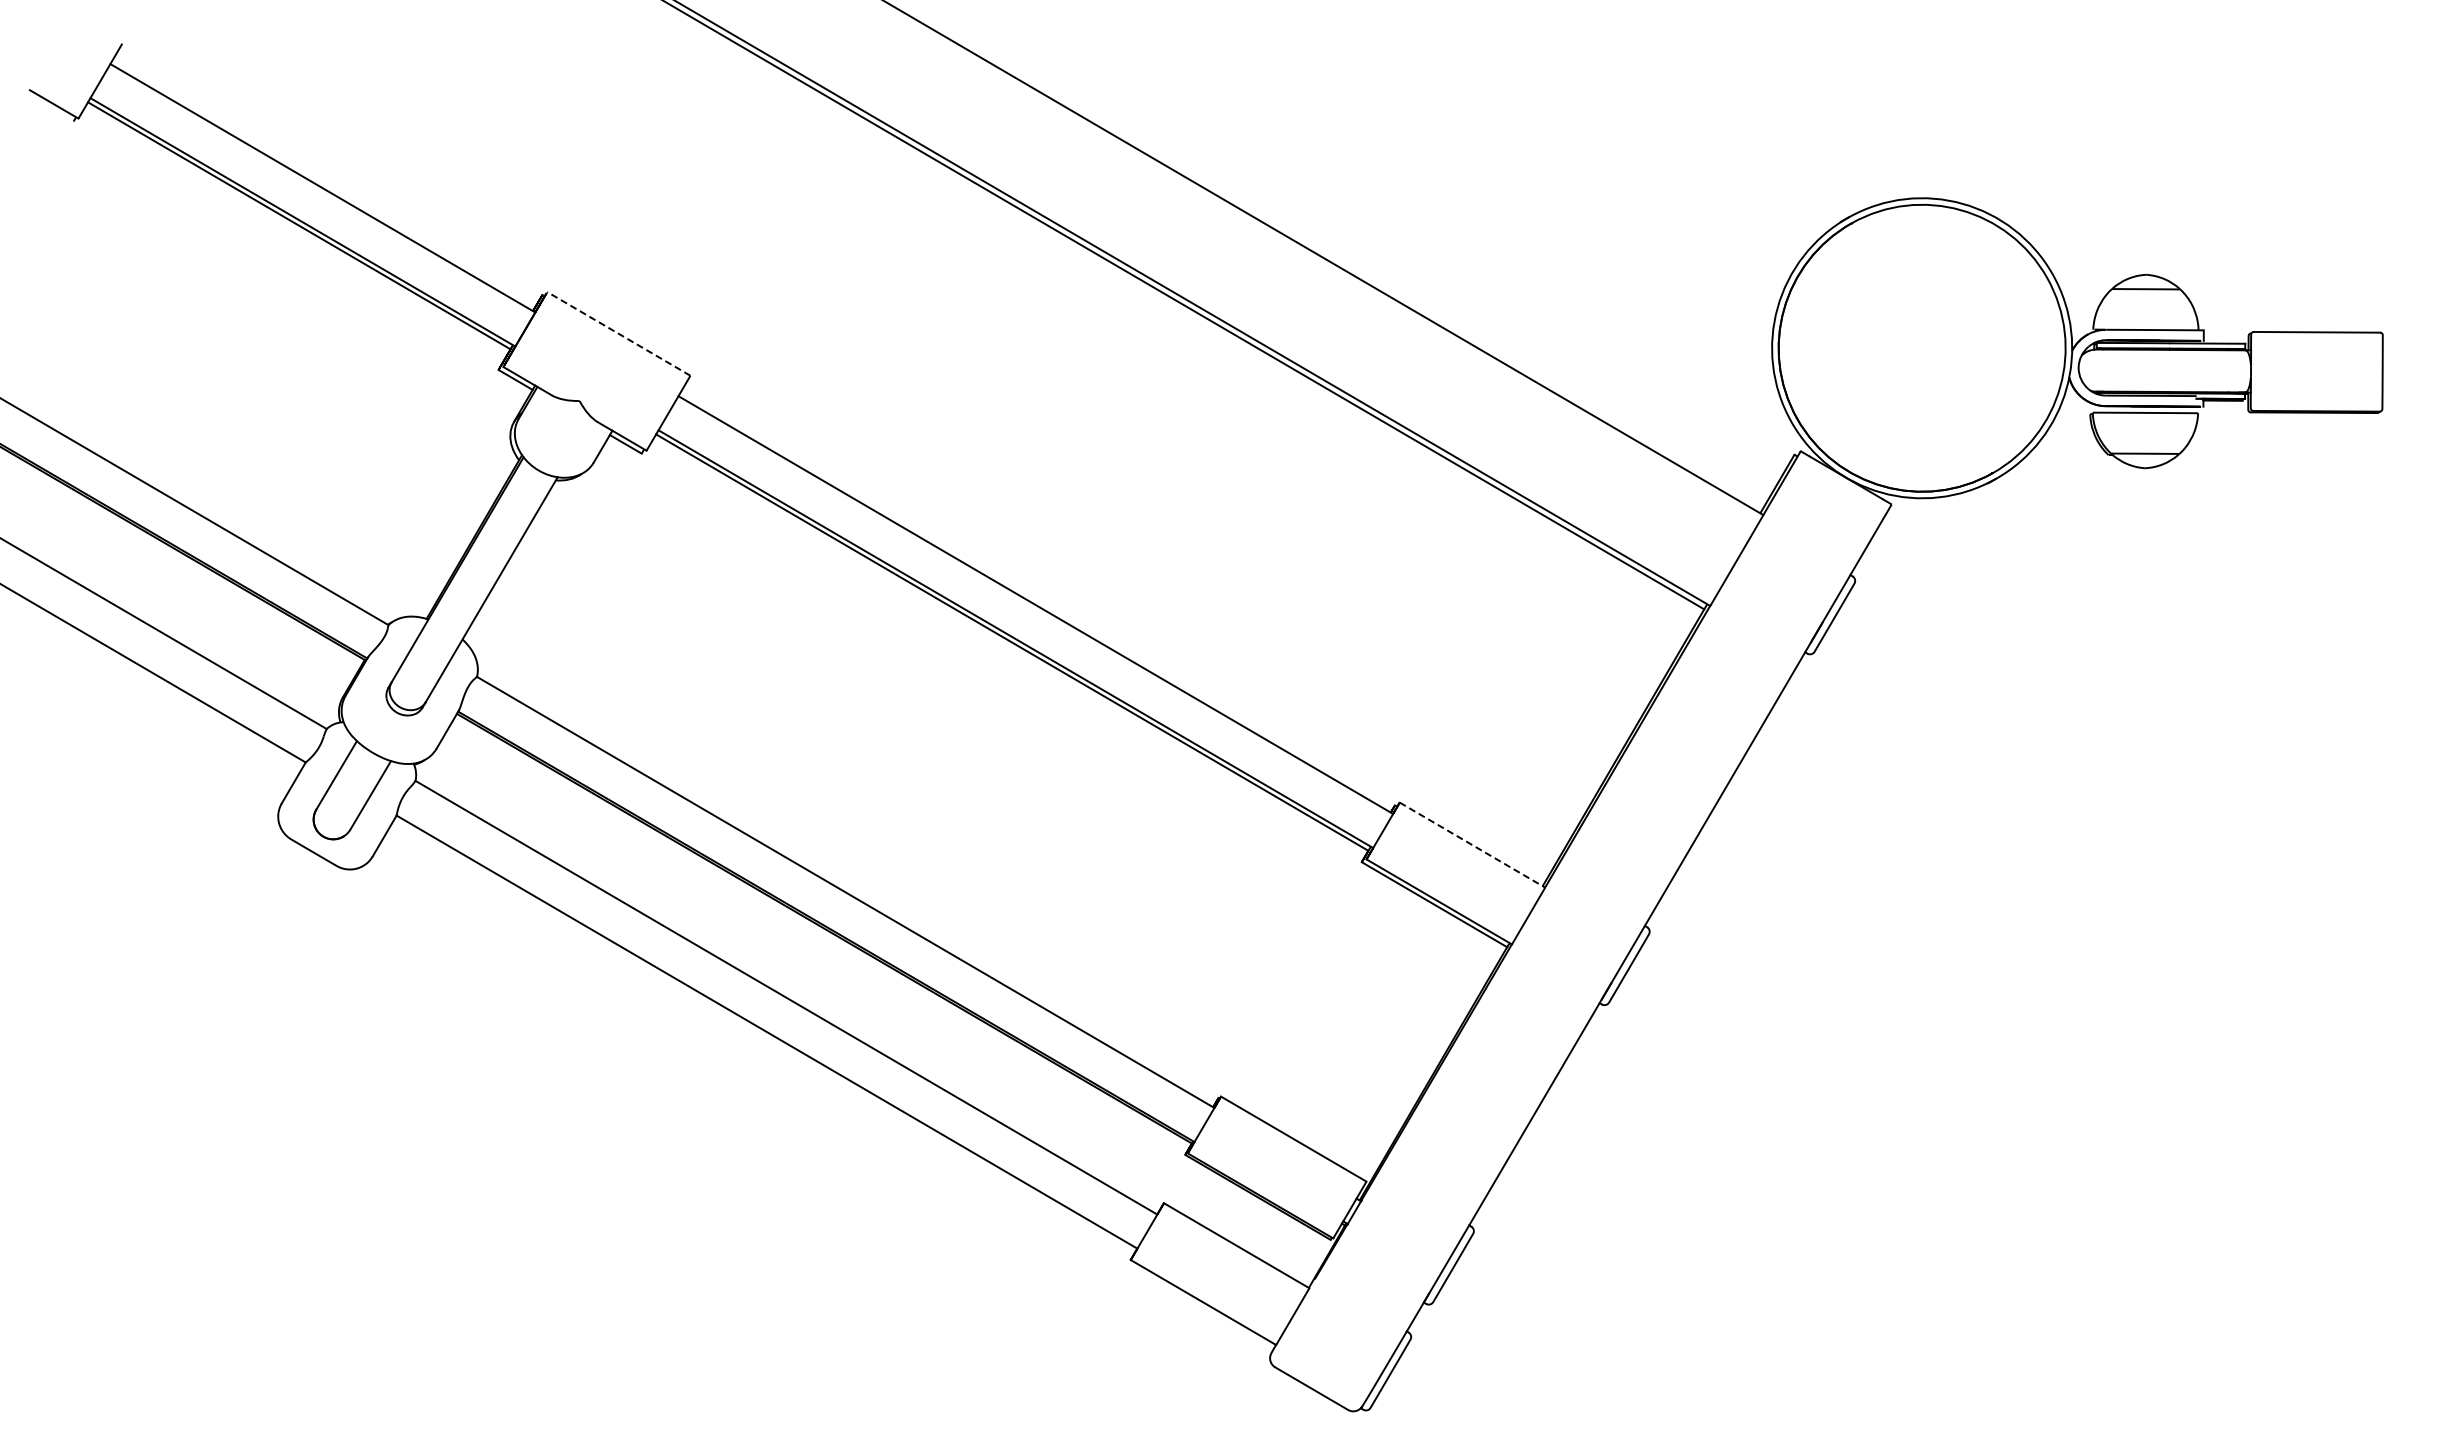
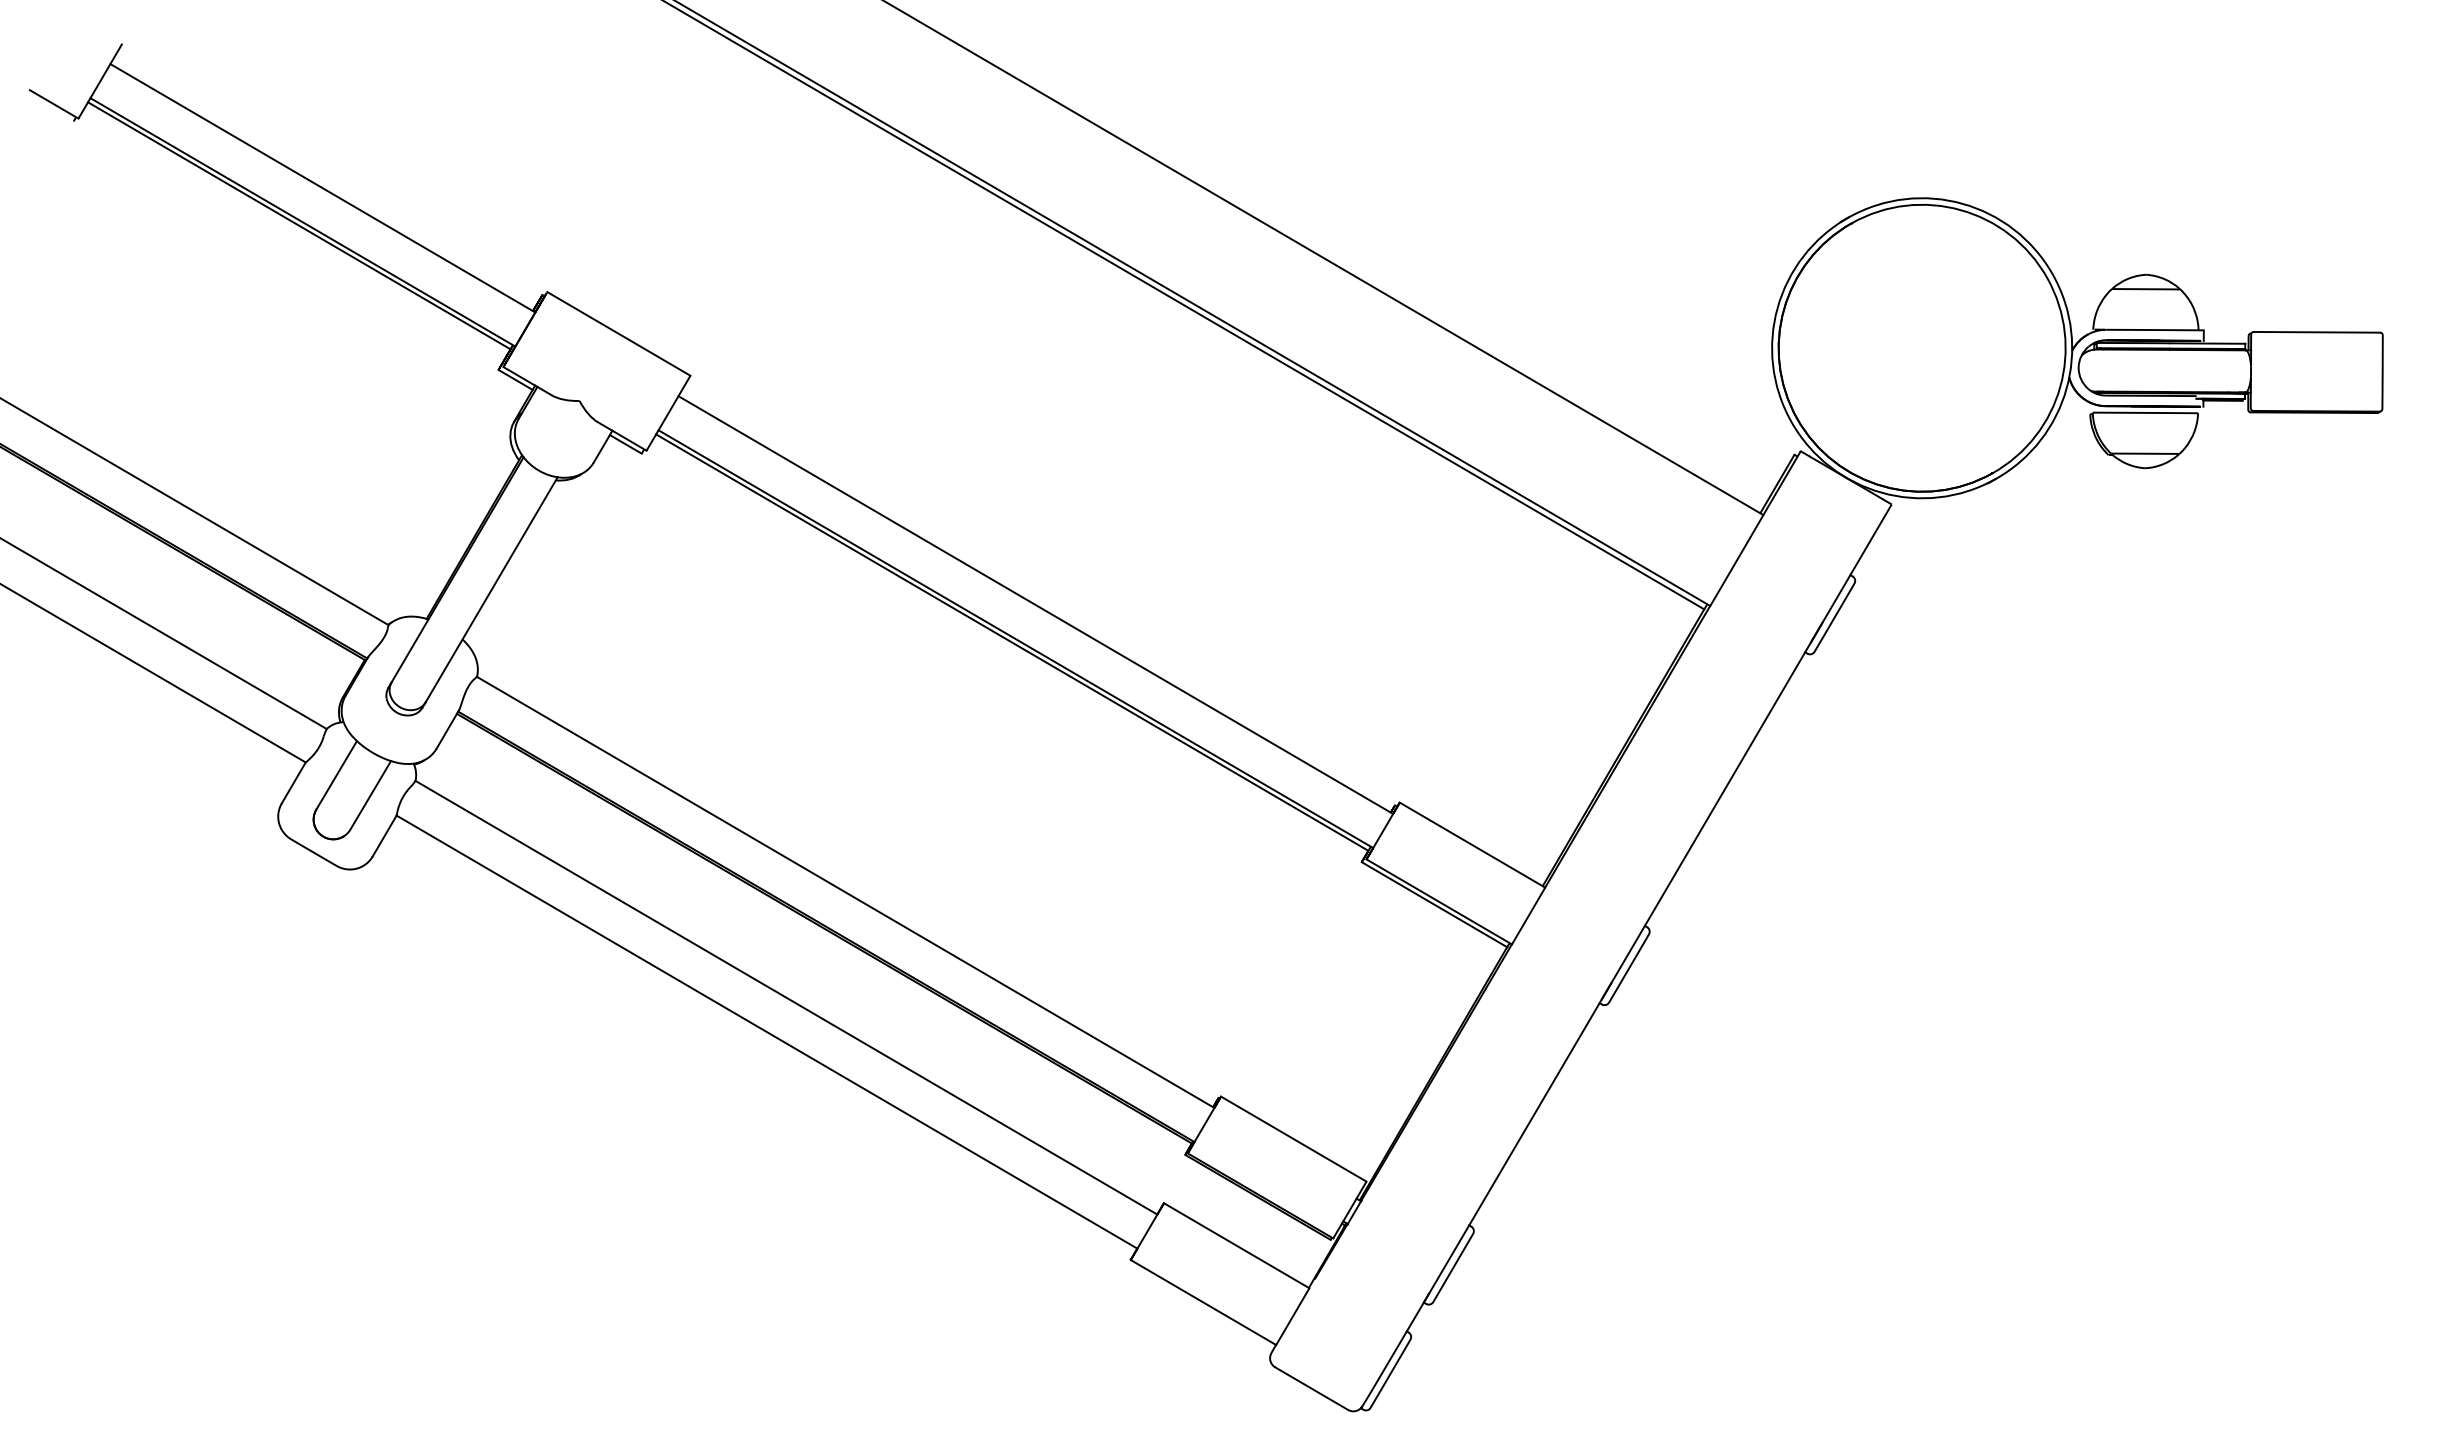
line: dashed -> solid (618, 333)
line: dashed -> solid (1472, 845)
